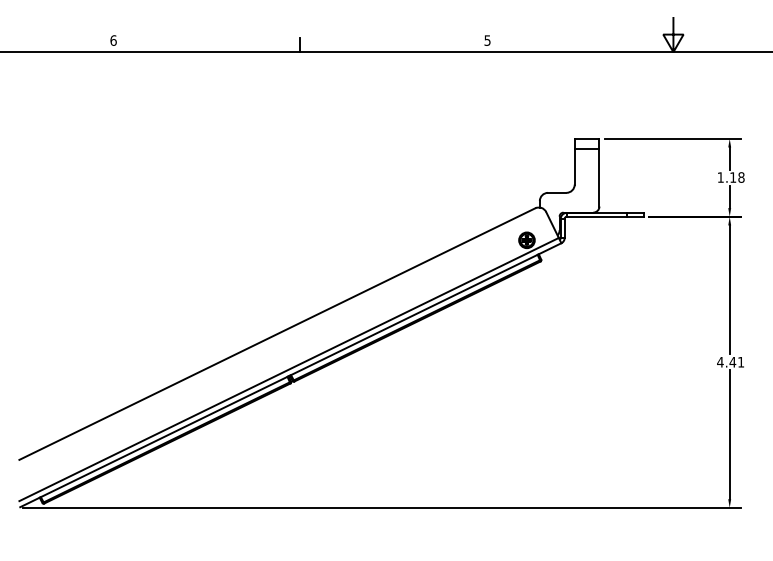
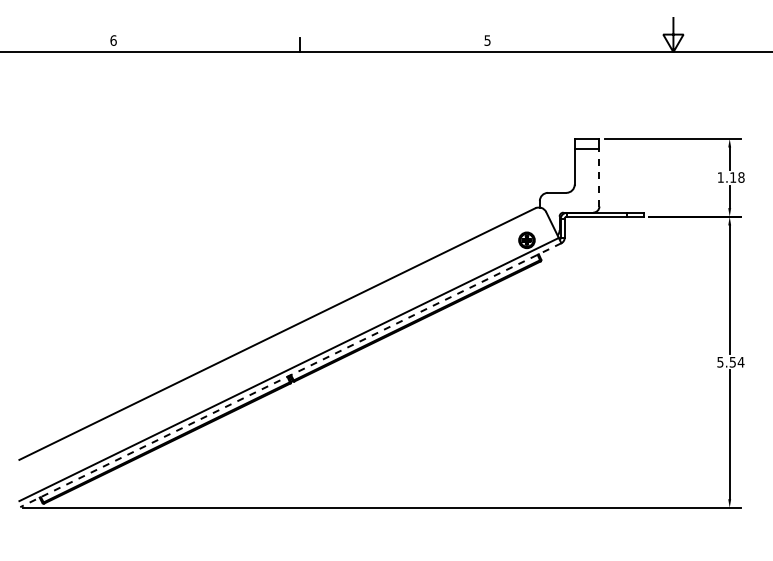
line: solid -> dashed (599, 177)
text: 4.41 -> 5.54 (730, 362)
line: solid -> dashed (290, 375)
